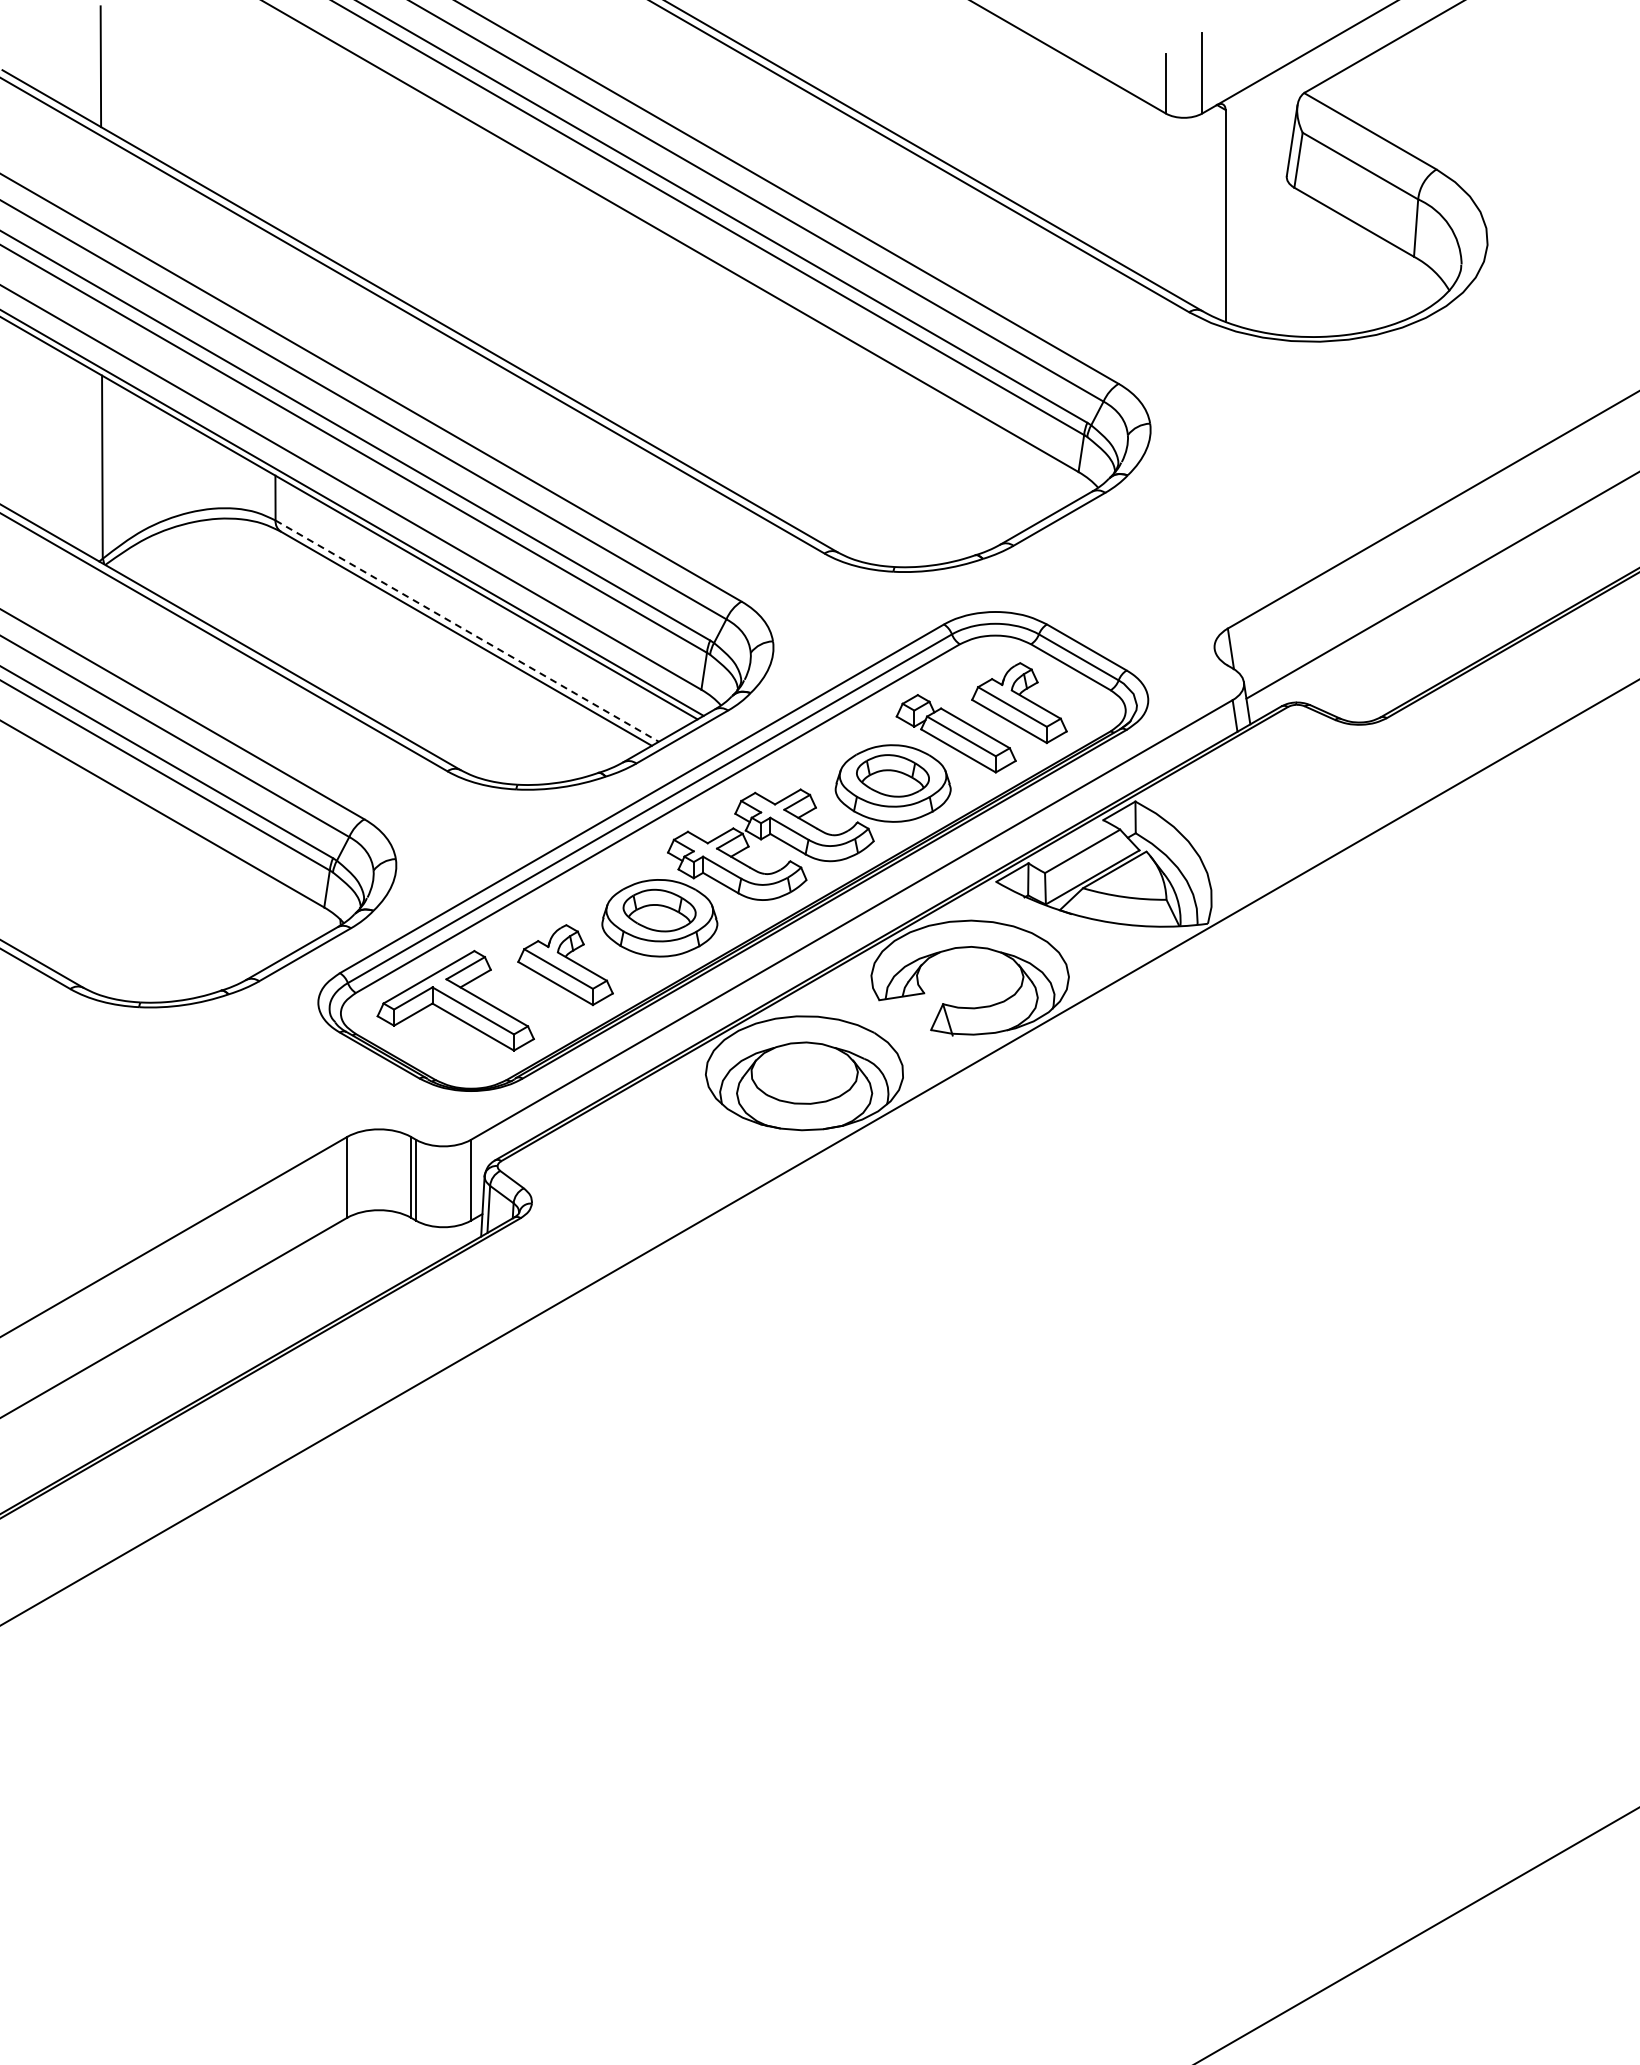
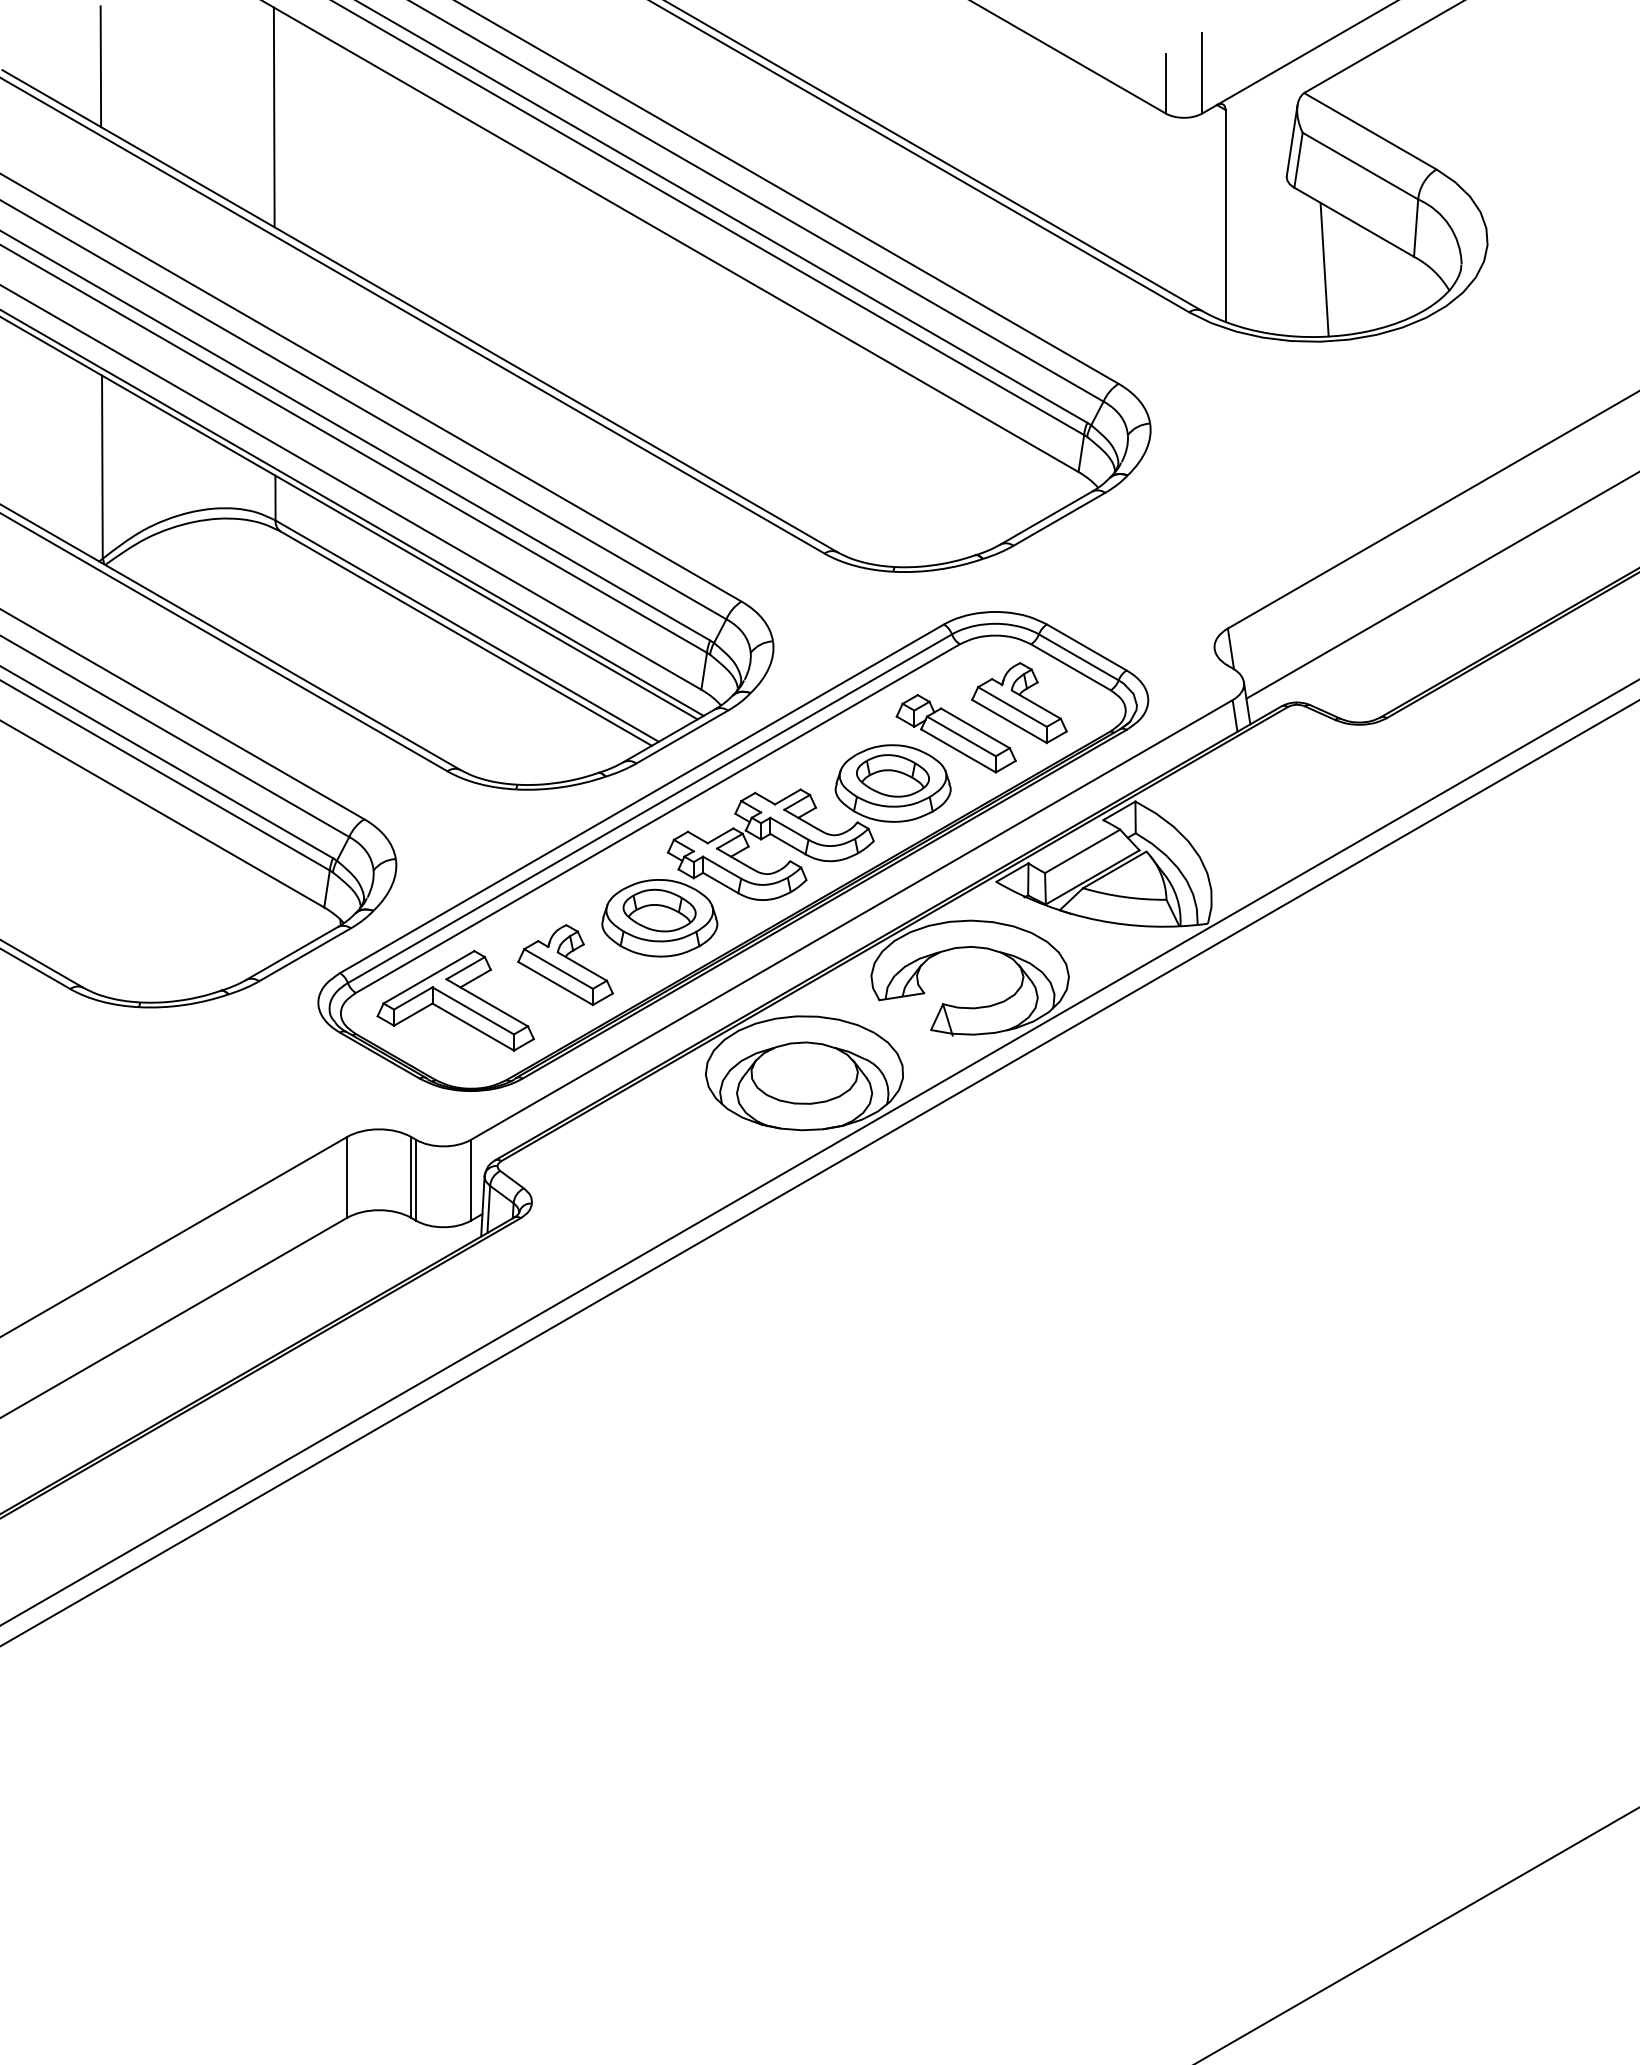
line: none -> present (273, 117)
line: none -> present (1324, 269)
line: dashed -> solid (467, 631)
line: none -> present (819, 1173)
